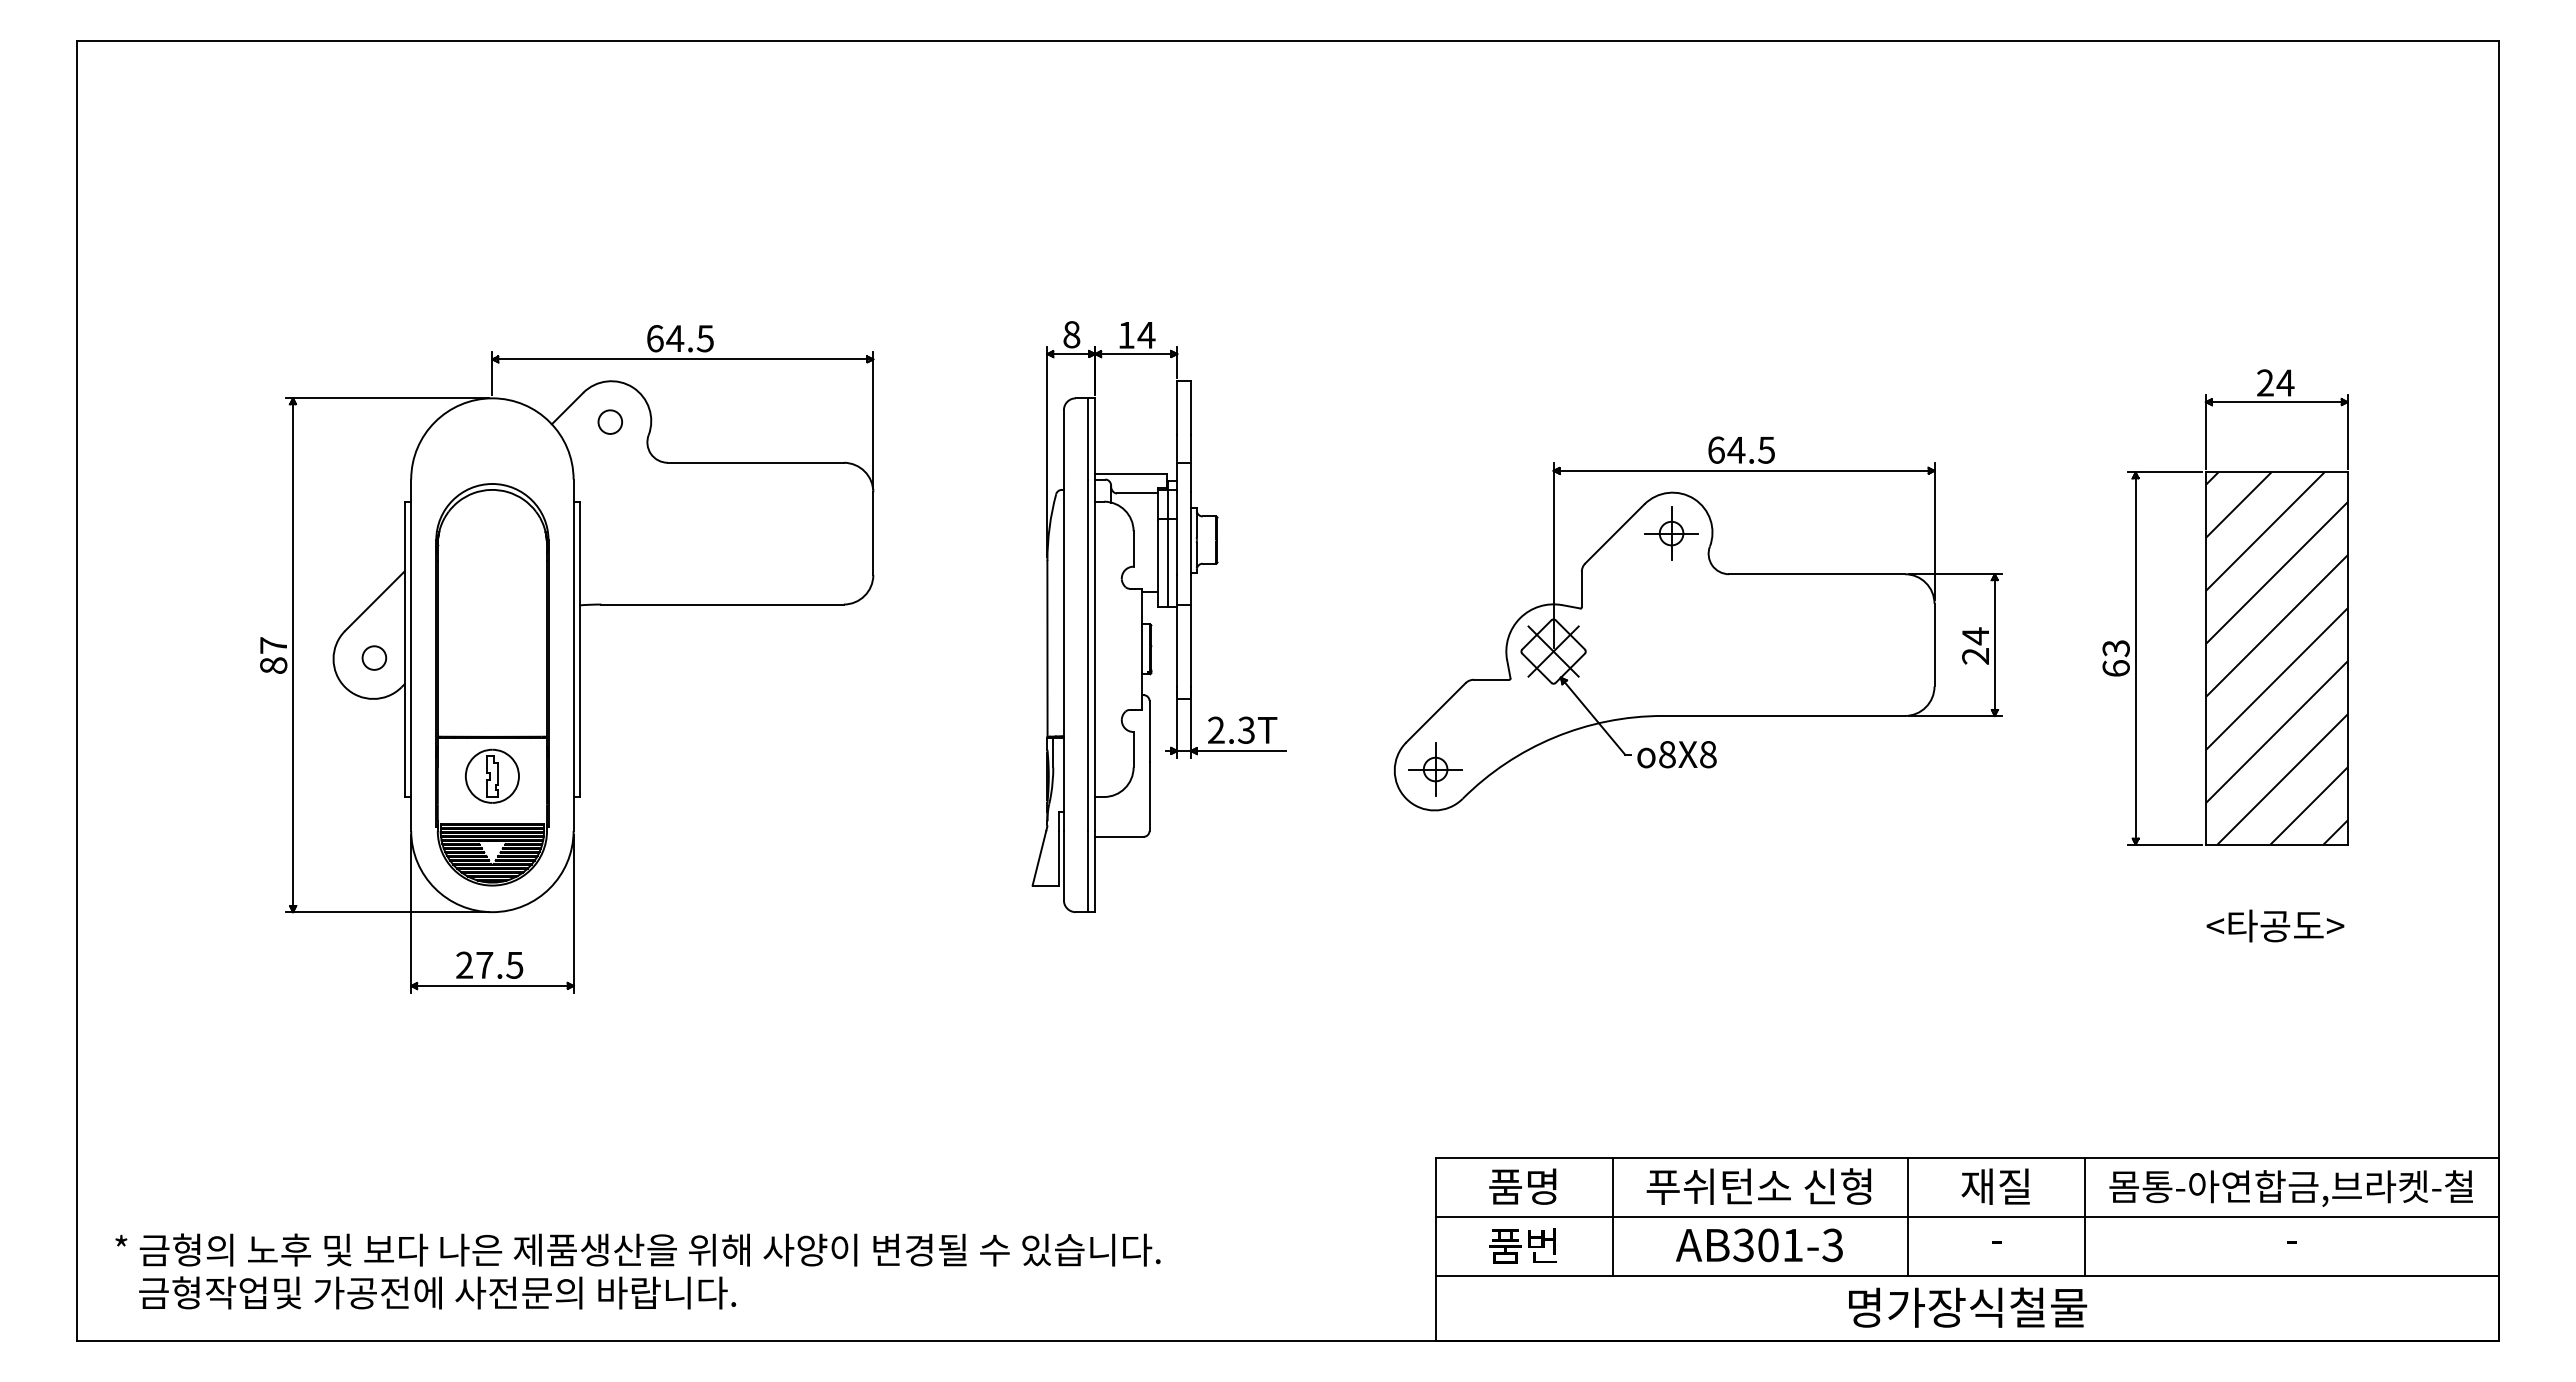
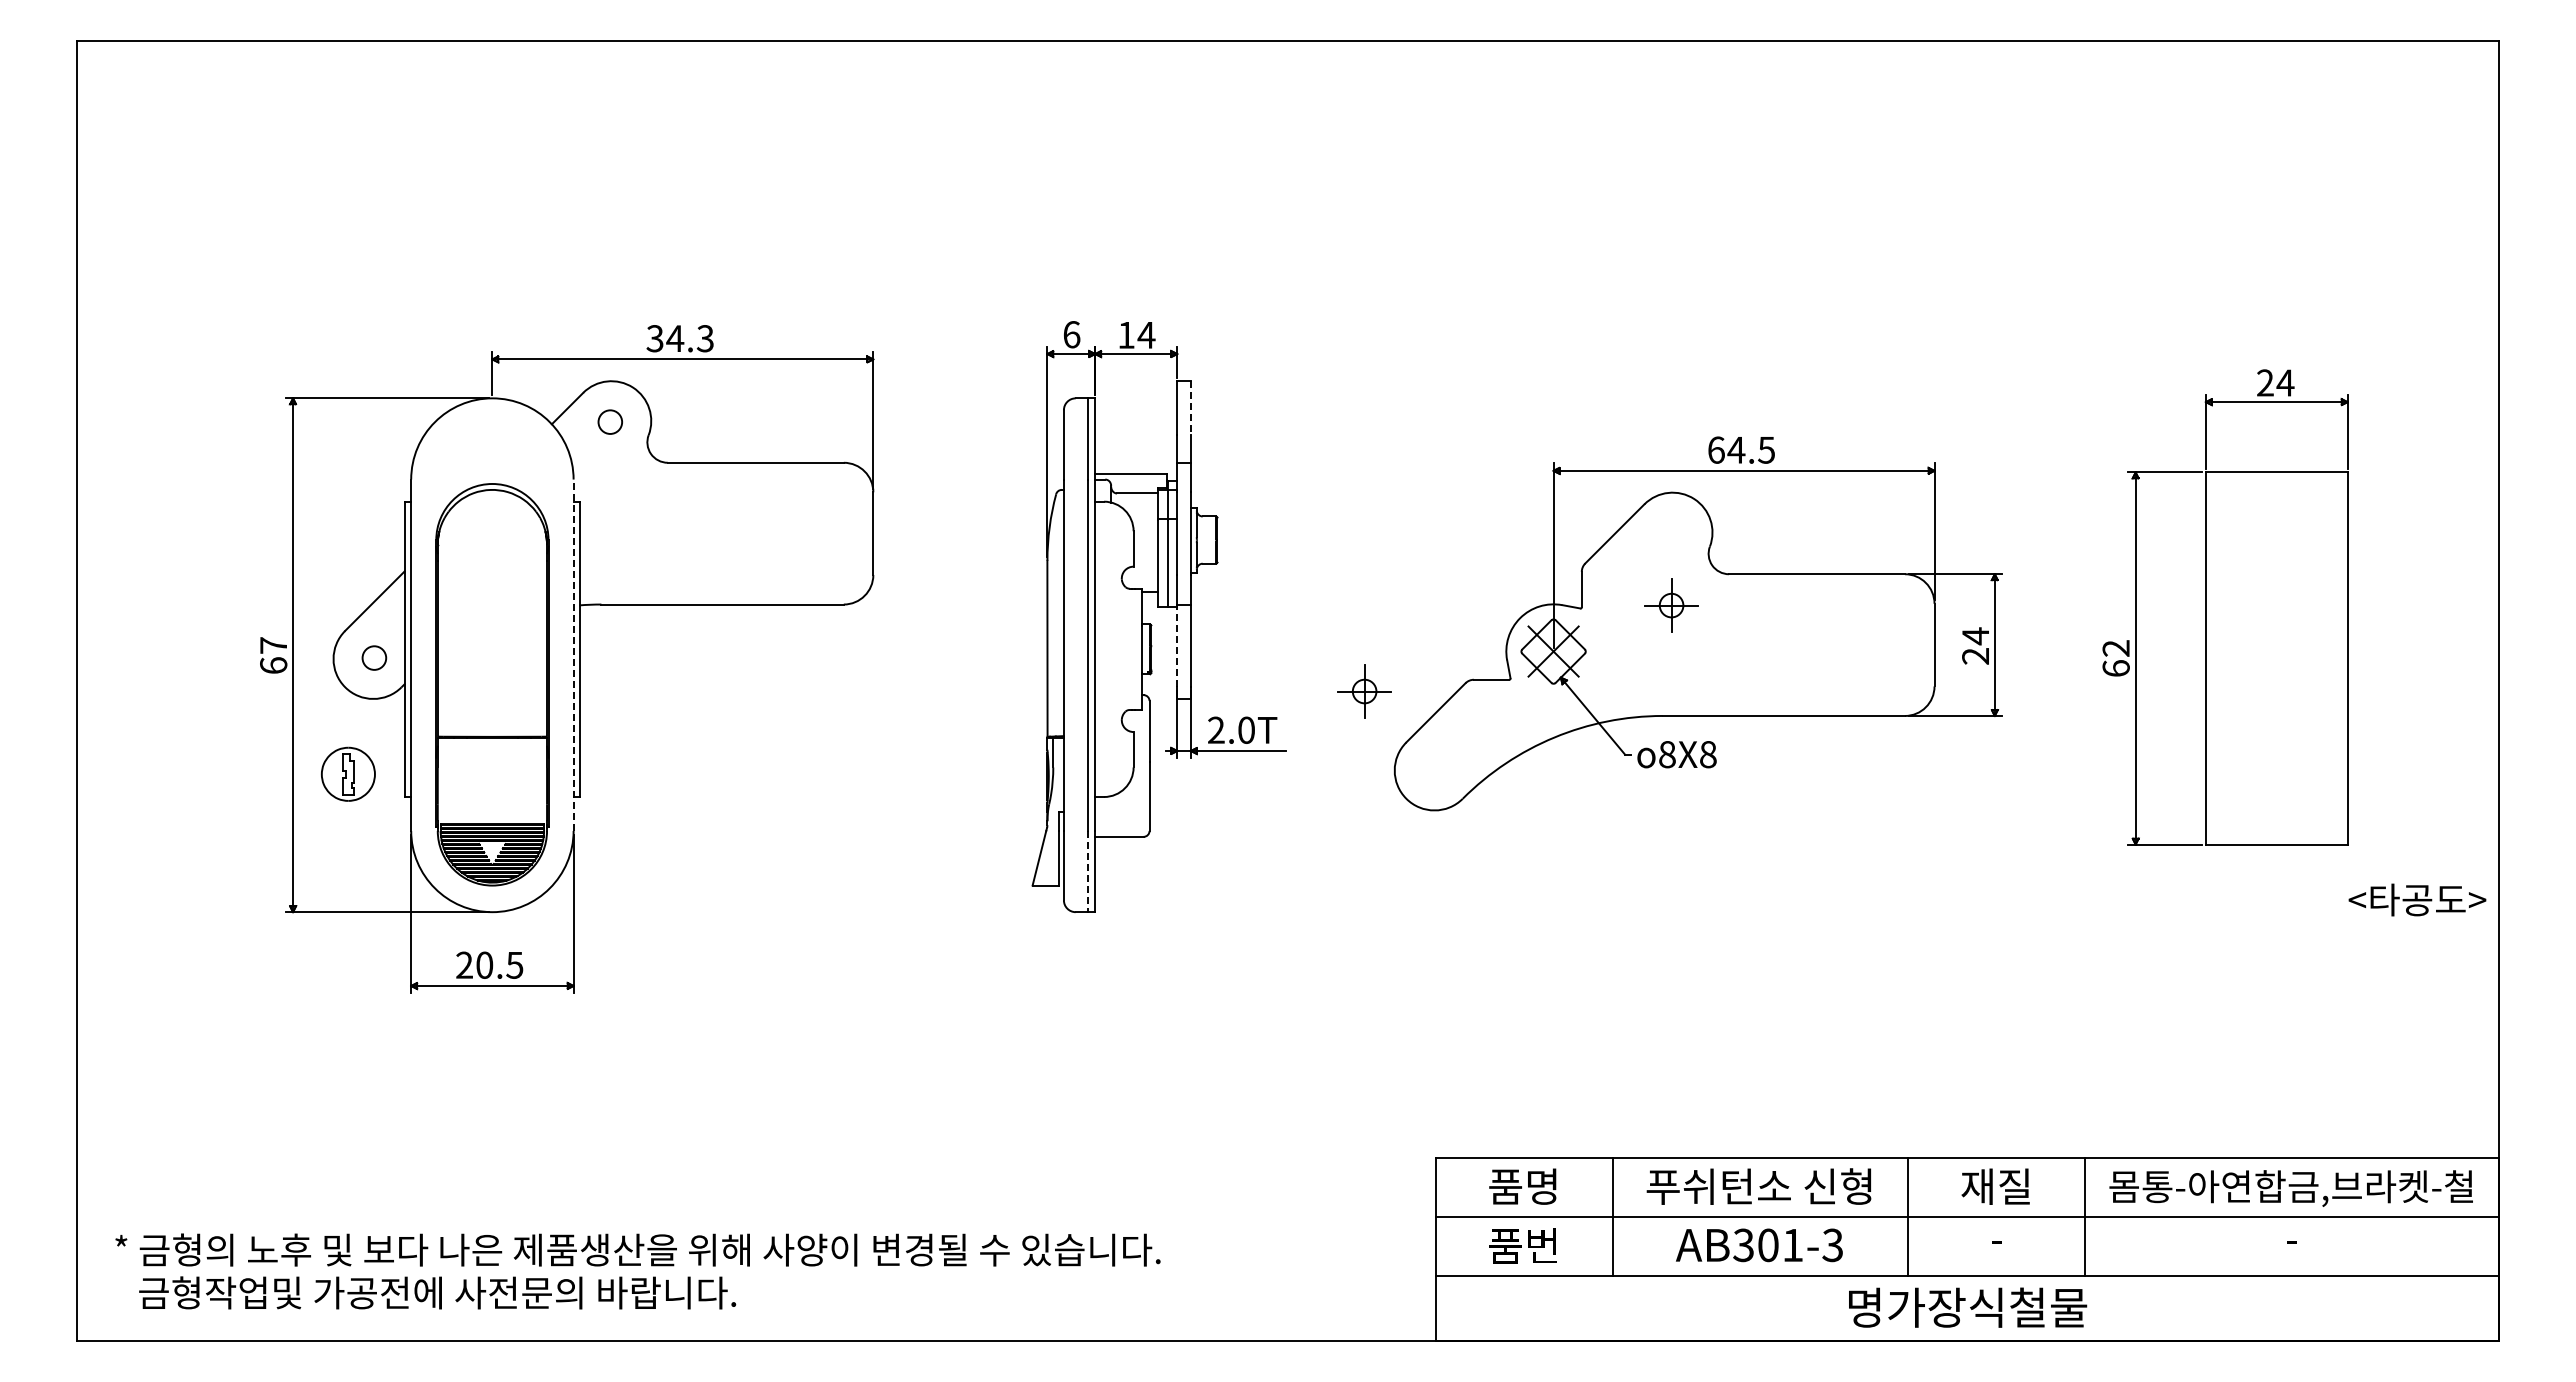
text: 8 -> 6 (1071, 334)
text: 64.5 -> 34.3 (679, 338)
line: solid -> dashed (1190, 408)
part position: (1671, 533) -> (1671, 605) (1671, 605)
line: solid -> dashed (1177, 645)
text: 63 -> 62 (2116, 648)
line: solid -> dashed (573, 655)
hatch: present -> none (2276, 658)
text: 87 -> 67 (273, 665)
text: 2.3T -> 2.0T (1245, 729)
part position: (1435, 769) -> (1364, 691) (1364, 691)
part position: (492, 775) -> (348, 773) (348, 773)
line: solid -> dashed (1087, 871)
text position: (2275, 925) -> (2417, 899) (2417, 899)
text: 27.5 -> 20.5 (484, 964)
